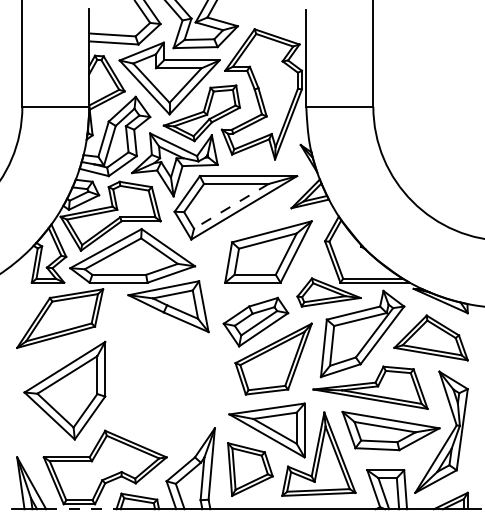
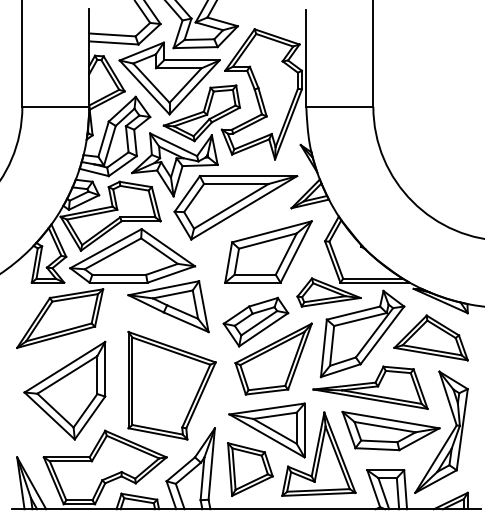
line: dashed -> solid (230, 206)
part: none -> present (171, 385)
line: dashed -> solid (81, 509)
